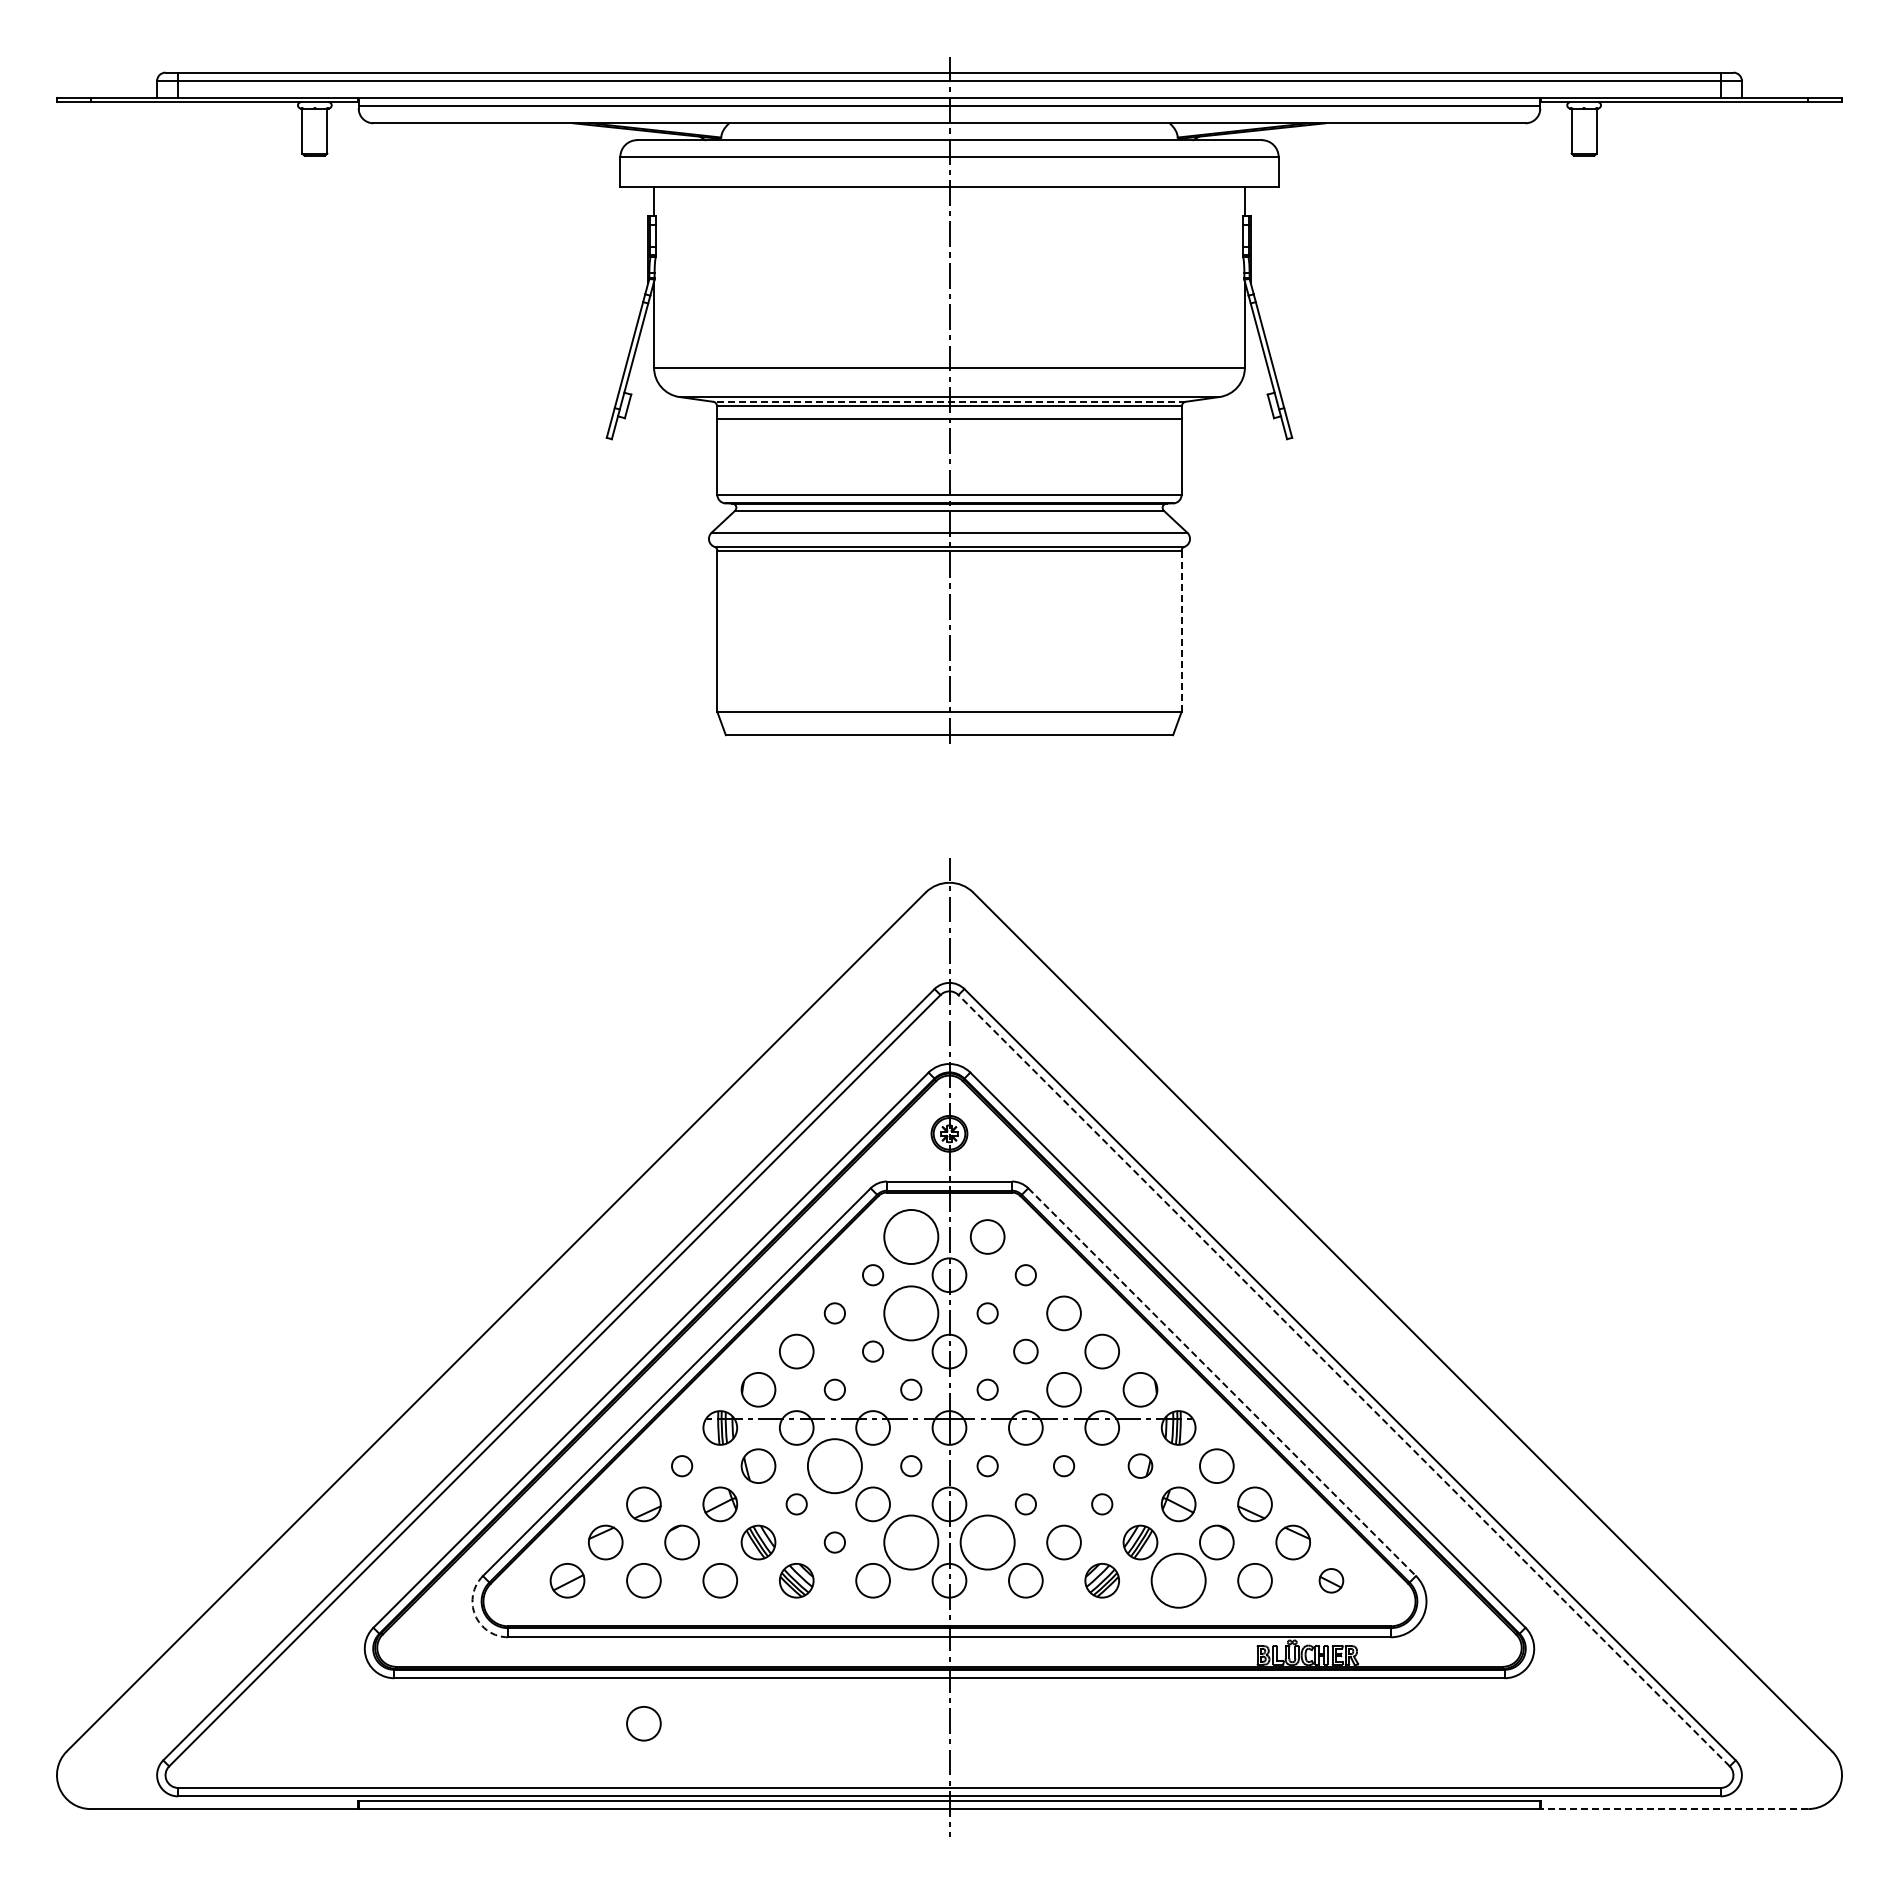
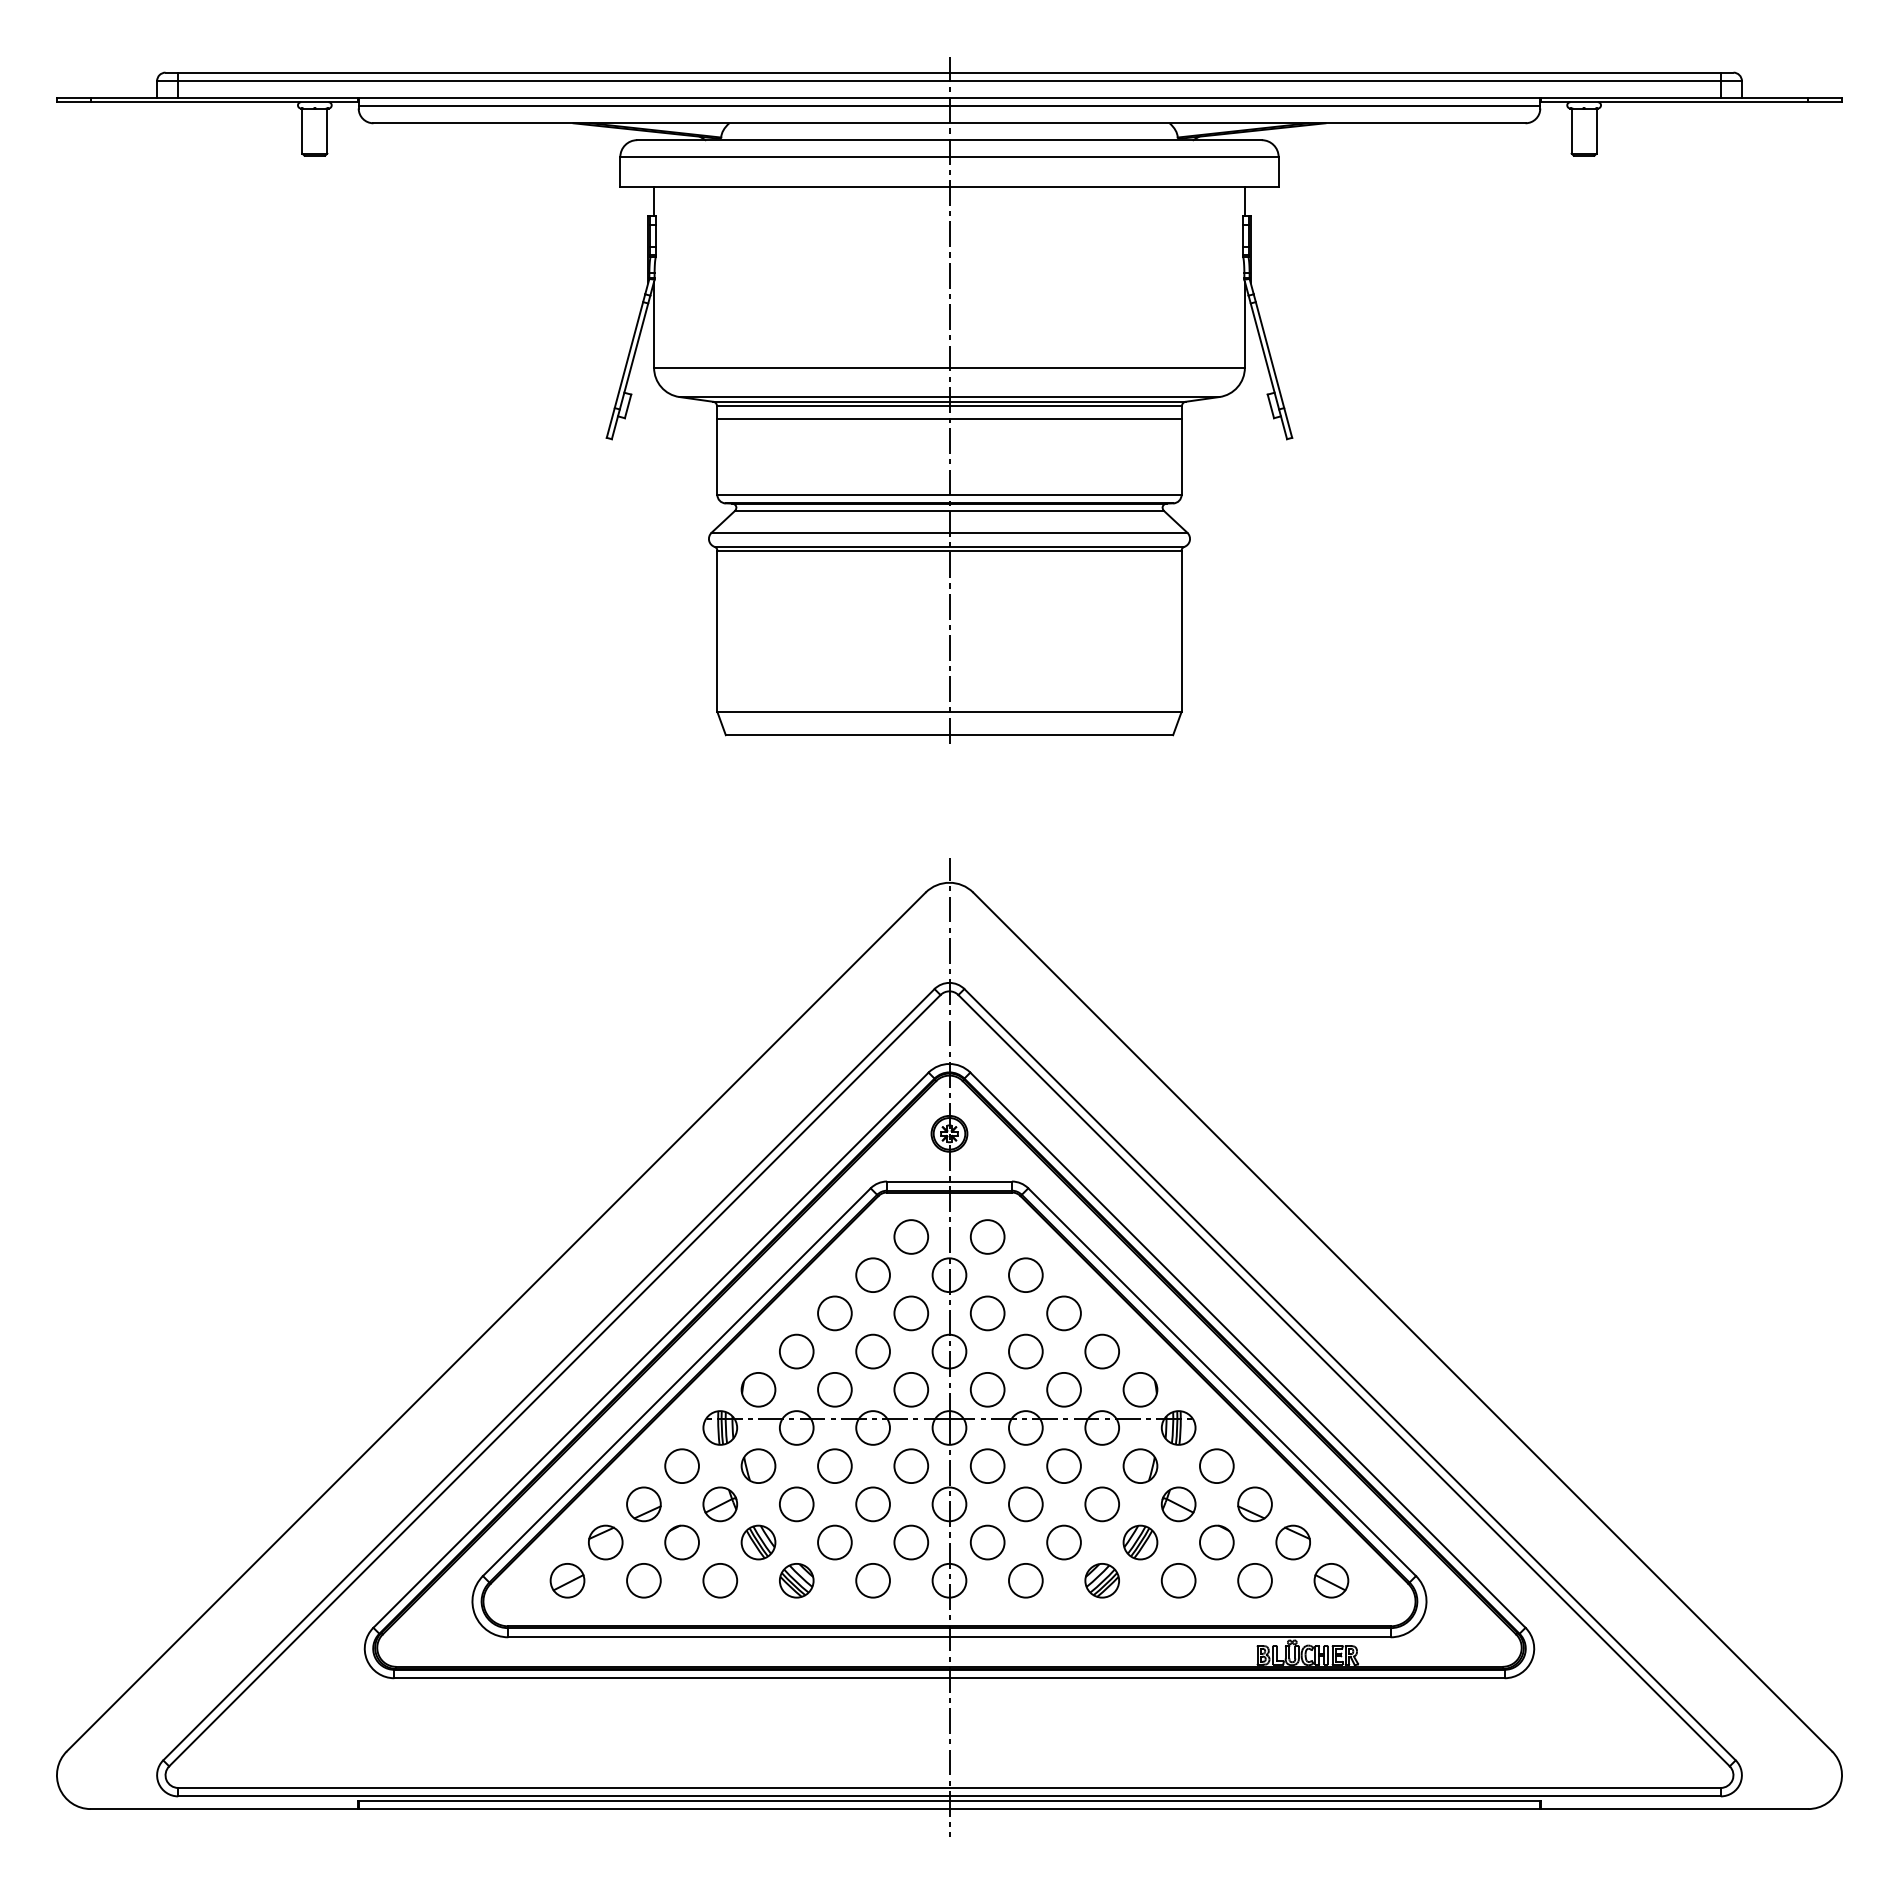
line: dashed -> solid (948, 401)
line: dashed -> solid (1181, 631)
circle diameter: 54 px -> 34 px (911, 1236)
circle diameter: 20 px -> 34 px (872, 1275)
circle diameter: 20 px -> 34 px (1025, 1275)
circle diameter: 20 px -> 34 px (834, 1313)
circle diameter: 54 px -> 34 px (911, 1313)
circle diameter: 20 px -> 34 px (987, 1313)
circle diameter: 20 px -> 34 px (872, 1351)
circle size: 26x27 px -> 36x37 px (1025, 1351)
line: dashed -> solid (1343, 1380)
line: dashed -> solid (1222, 1382)
circle diameter: 20 px -> 34 px (834, 1389)
circle diameter: 20 px -> 34 px (911, 1389)
circle diameter: 20 px -> 34 px (987, 1389)
part size: 27x26 px -> 37x36 px (1140, 1465)
circle diameter: 20 px -> 34 px (681, 1466)
circle diameter: 54 px -> 34 px (834, 1466)
circle diameter: 20 px -> 34 px (911, 1466)
circle diameter: 20 px -> 34 px (987, 1466)
circle diameter: 20 px -> 34 px (1063, 1466)
circle diameter: 20 px -> 34 px (796, 1504)
circle diameter: 20 px -> 34 px (1025, 1504)
circle diameter: 20 px -> 34 px (1102, 1504)
circle diameter: 20 px -> 34 px (834, 1542)
circle diameter: 54 px -> 34 px (911, 1542)
circle diameter: 54 px -> 34 px (987, 1542)
circle diameter: 54 px -> 34 px (1178, 1580)
part size: 27x26 px -> 37x36 px (1331, 1580)
arc: dashed -> solid (475, 1615)
circle: present -> none (643, 1723)
line: dashed -> solid (1674, 1809)
